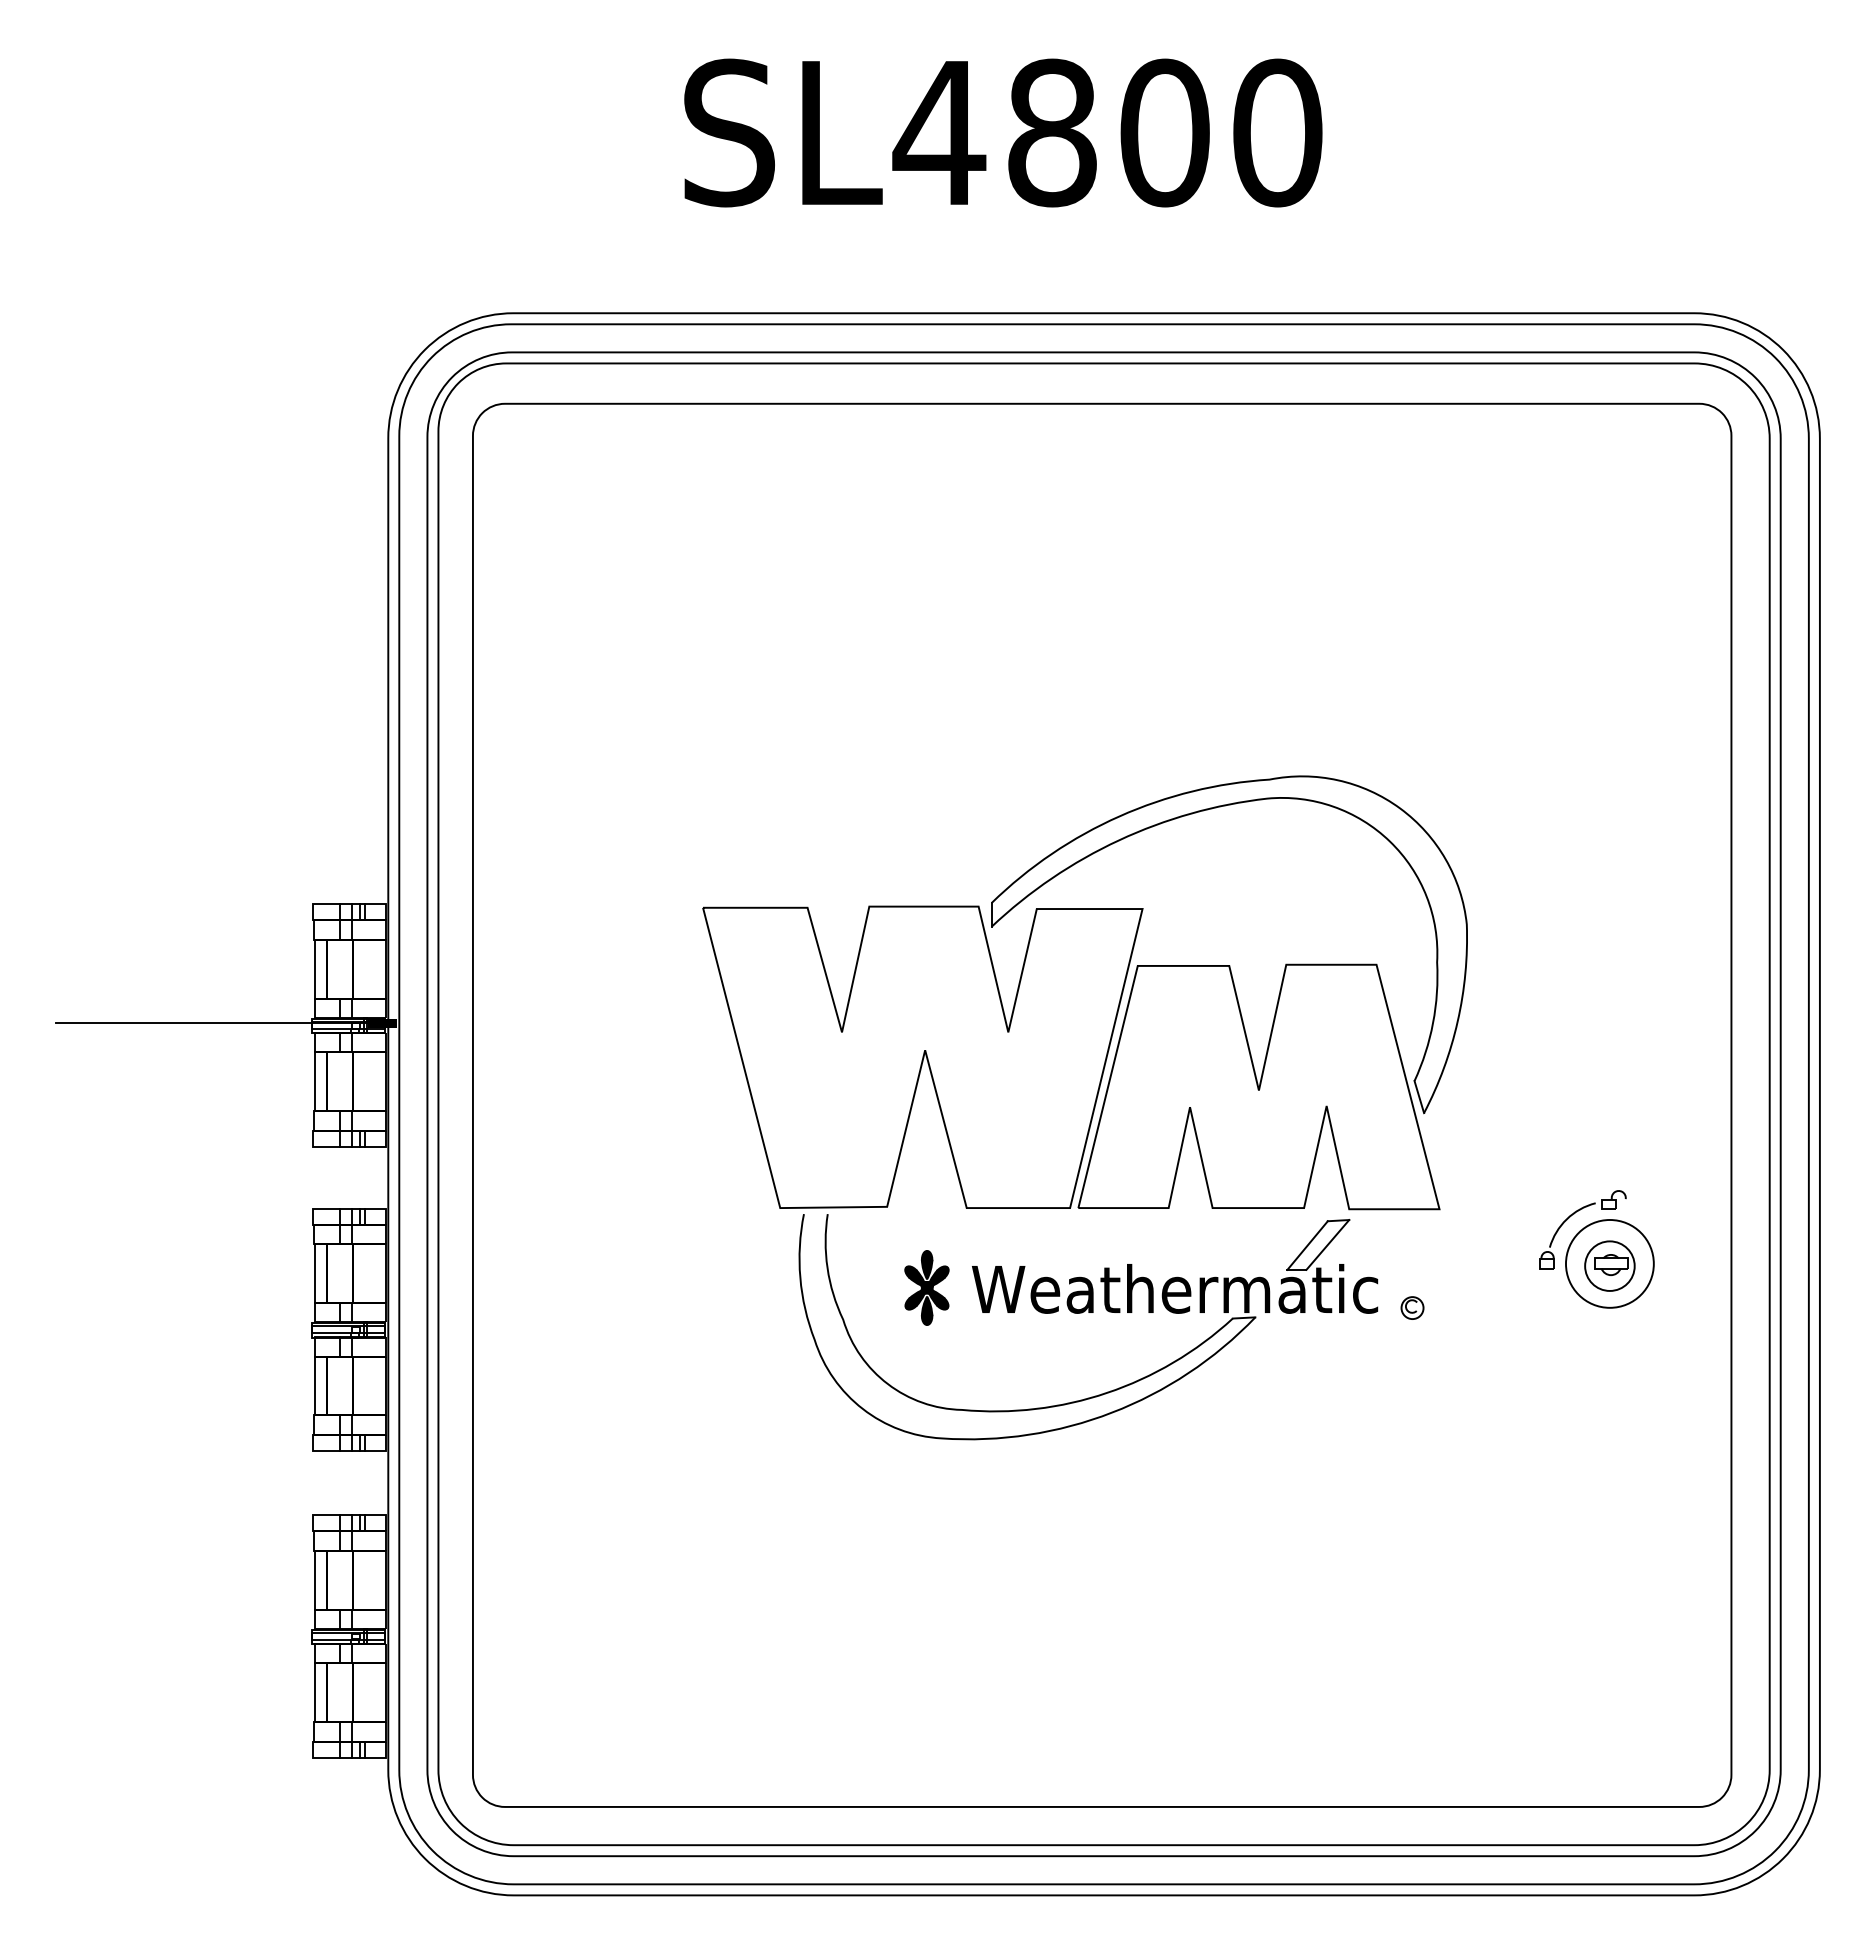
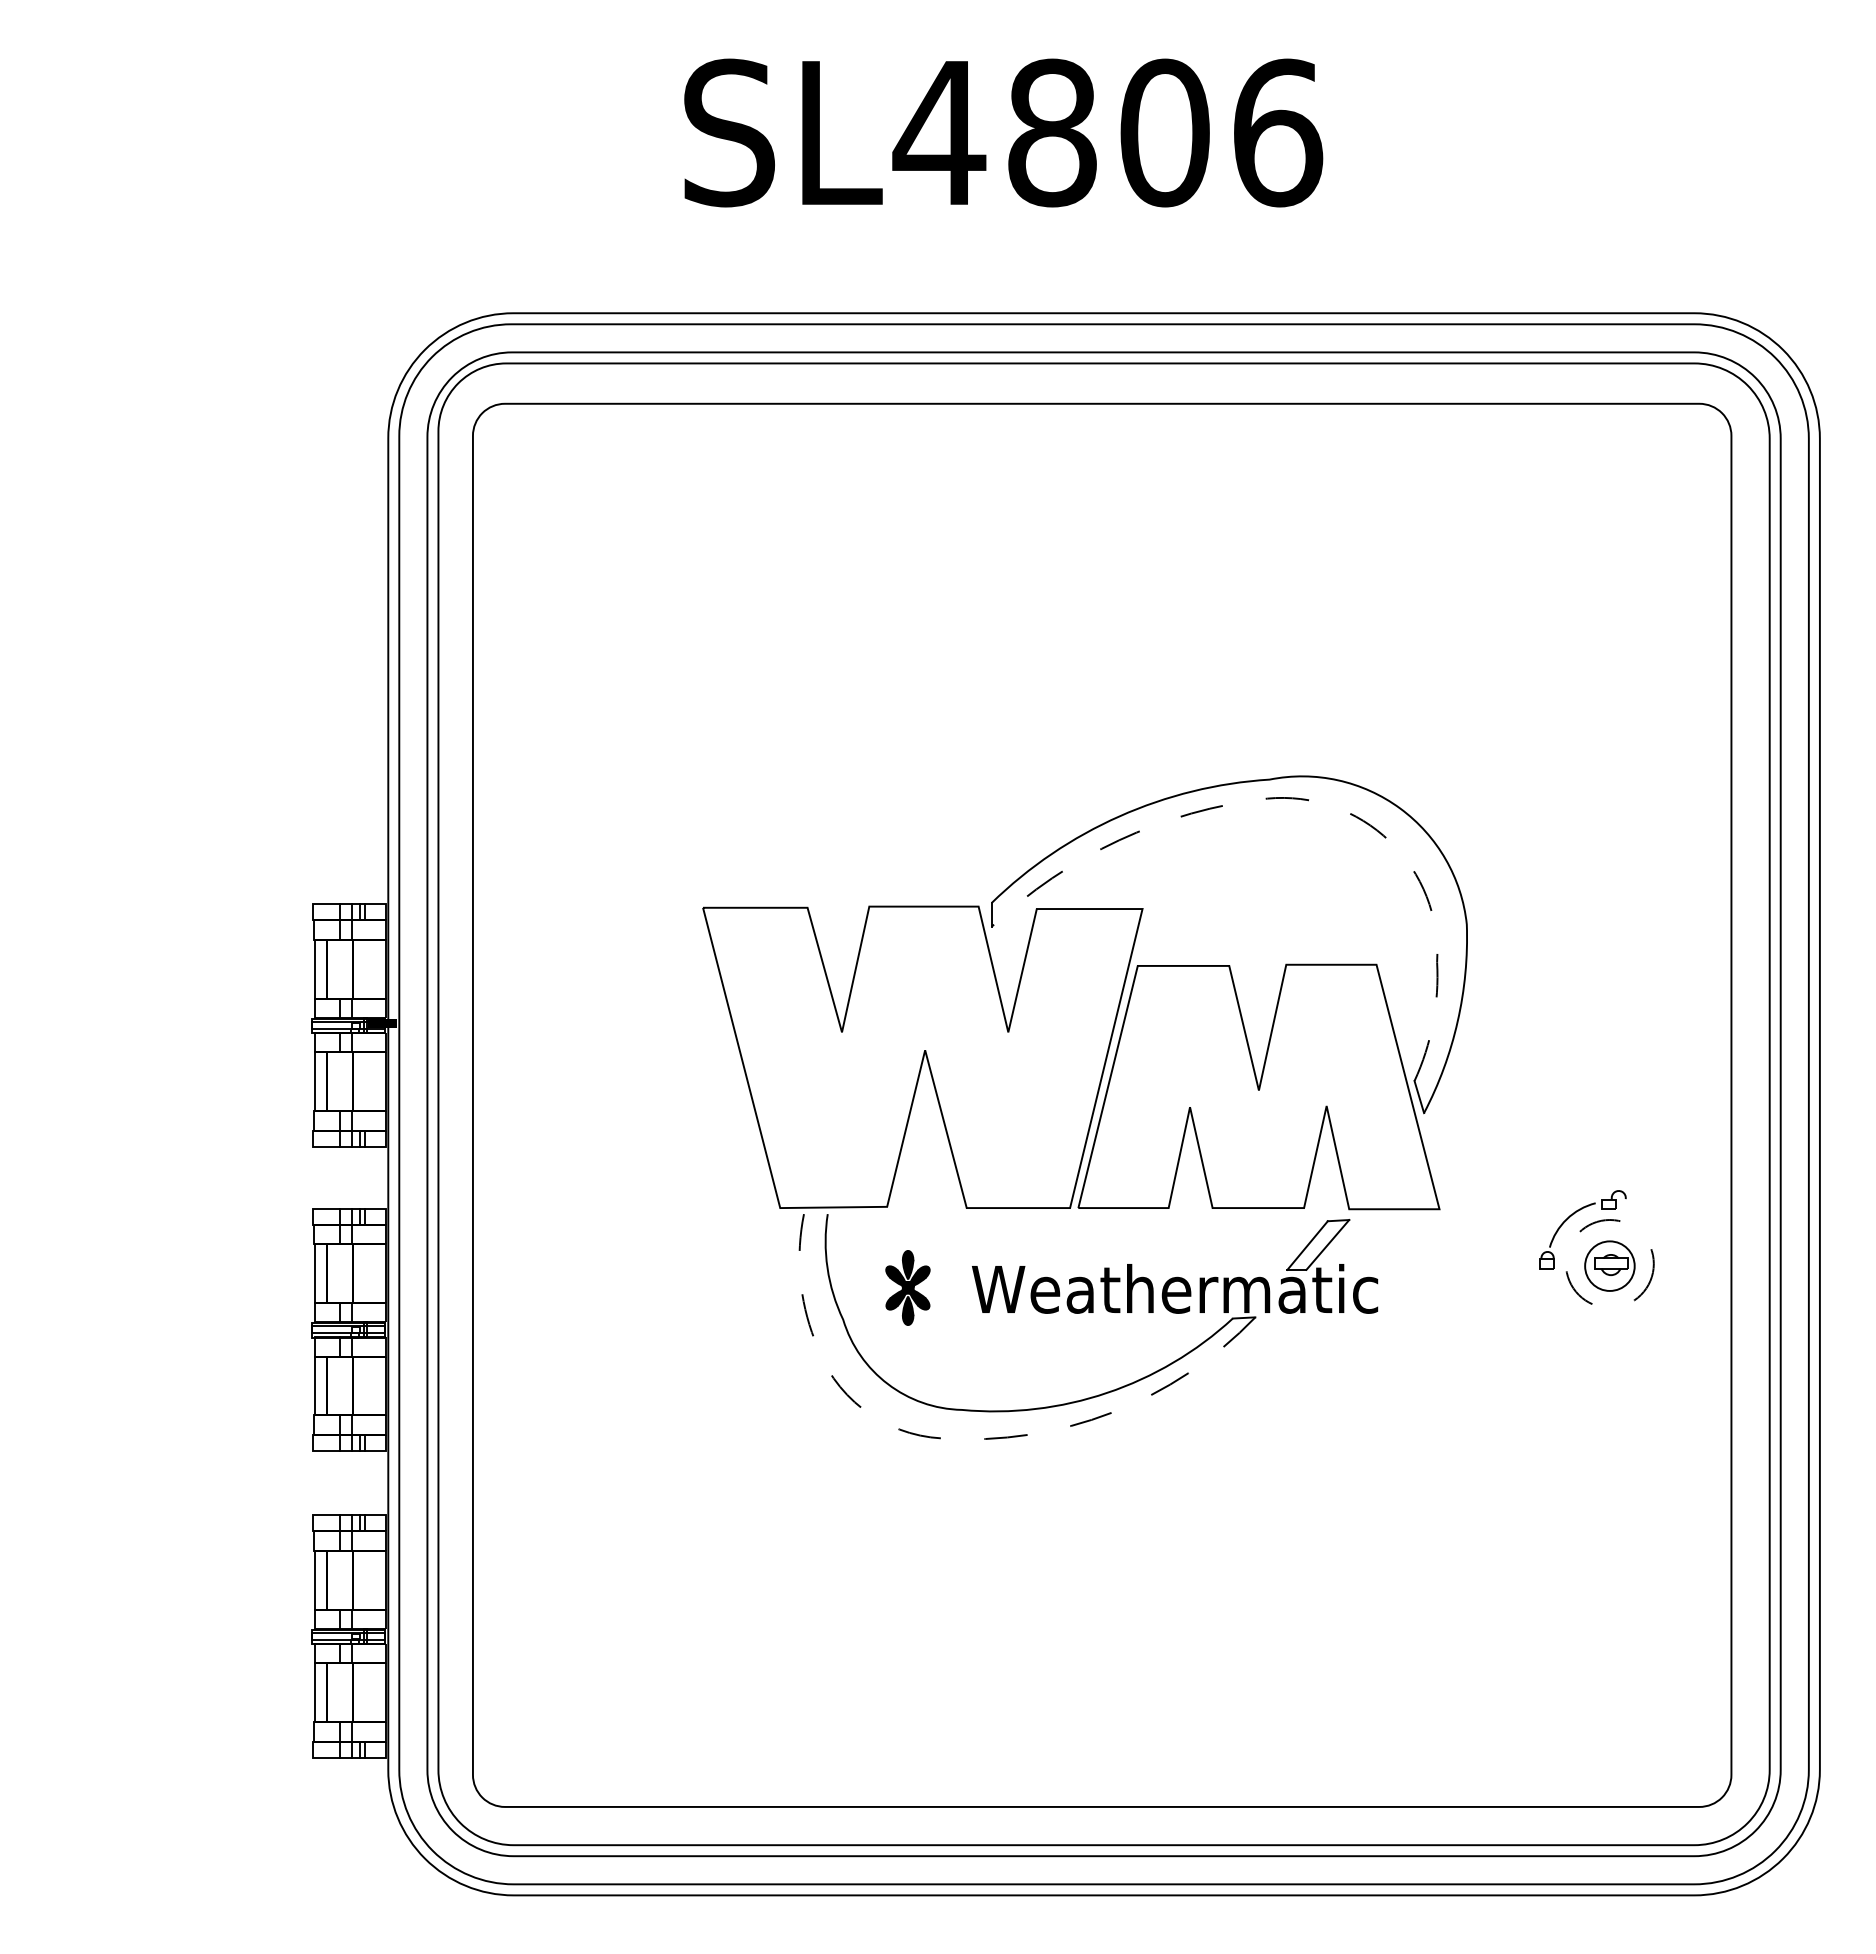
text: SL4800 -> SL4806 (1278, 132)
line: solid -> dashed (1307, 800)
line: present -> none (222, 1022)
circle: solid -> dashed (1609, 1263)
part position: (926, 1287) -> (907, 1287) (907, 1287)
part: present -> none (1412, 1307)
line: solid -> dashed (958, 1439)
